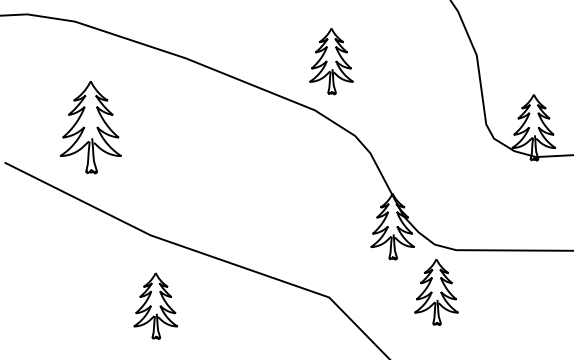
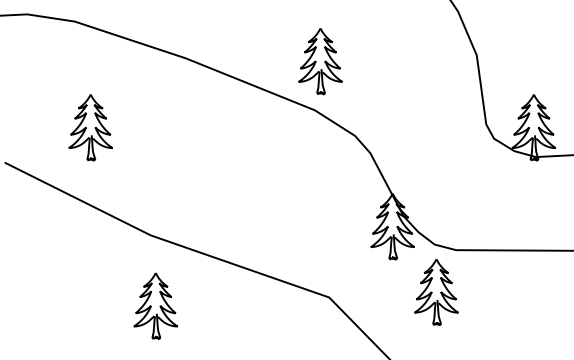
part position: (331, 61) -> (320, 61) (320, 61)
part size: 63x94 px -> 45x68 px (90, 127)
